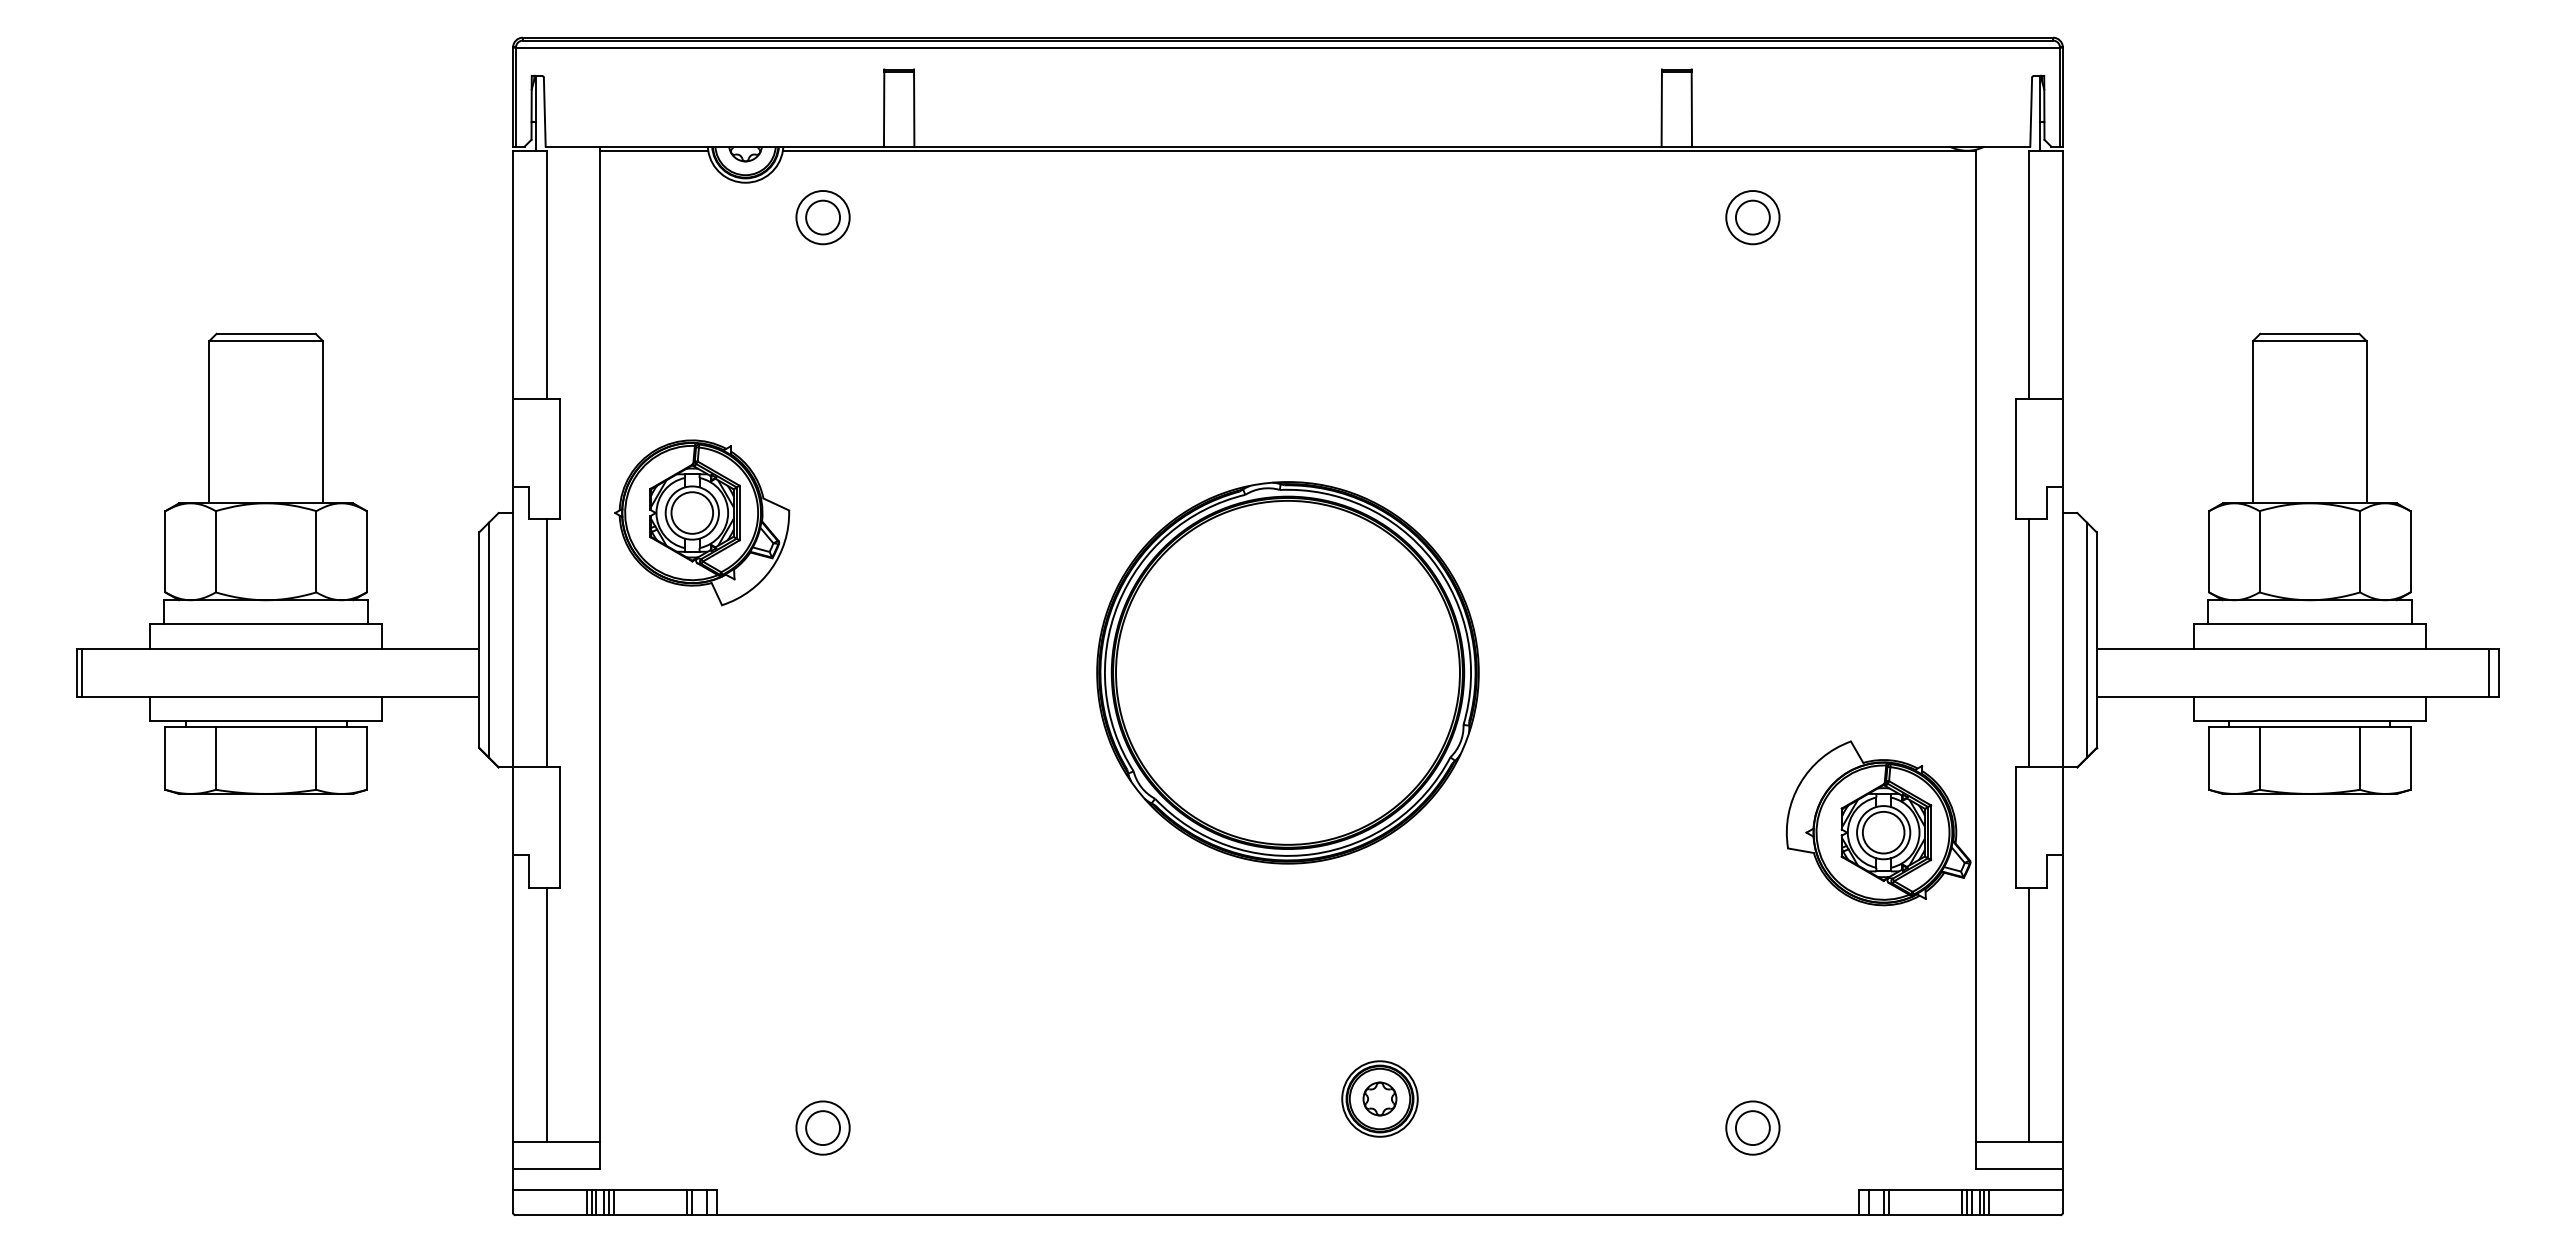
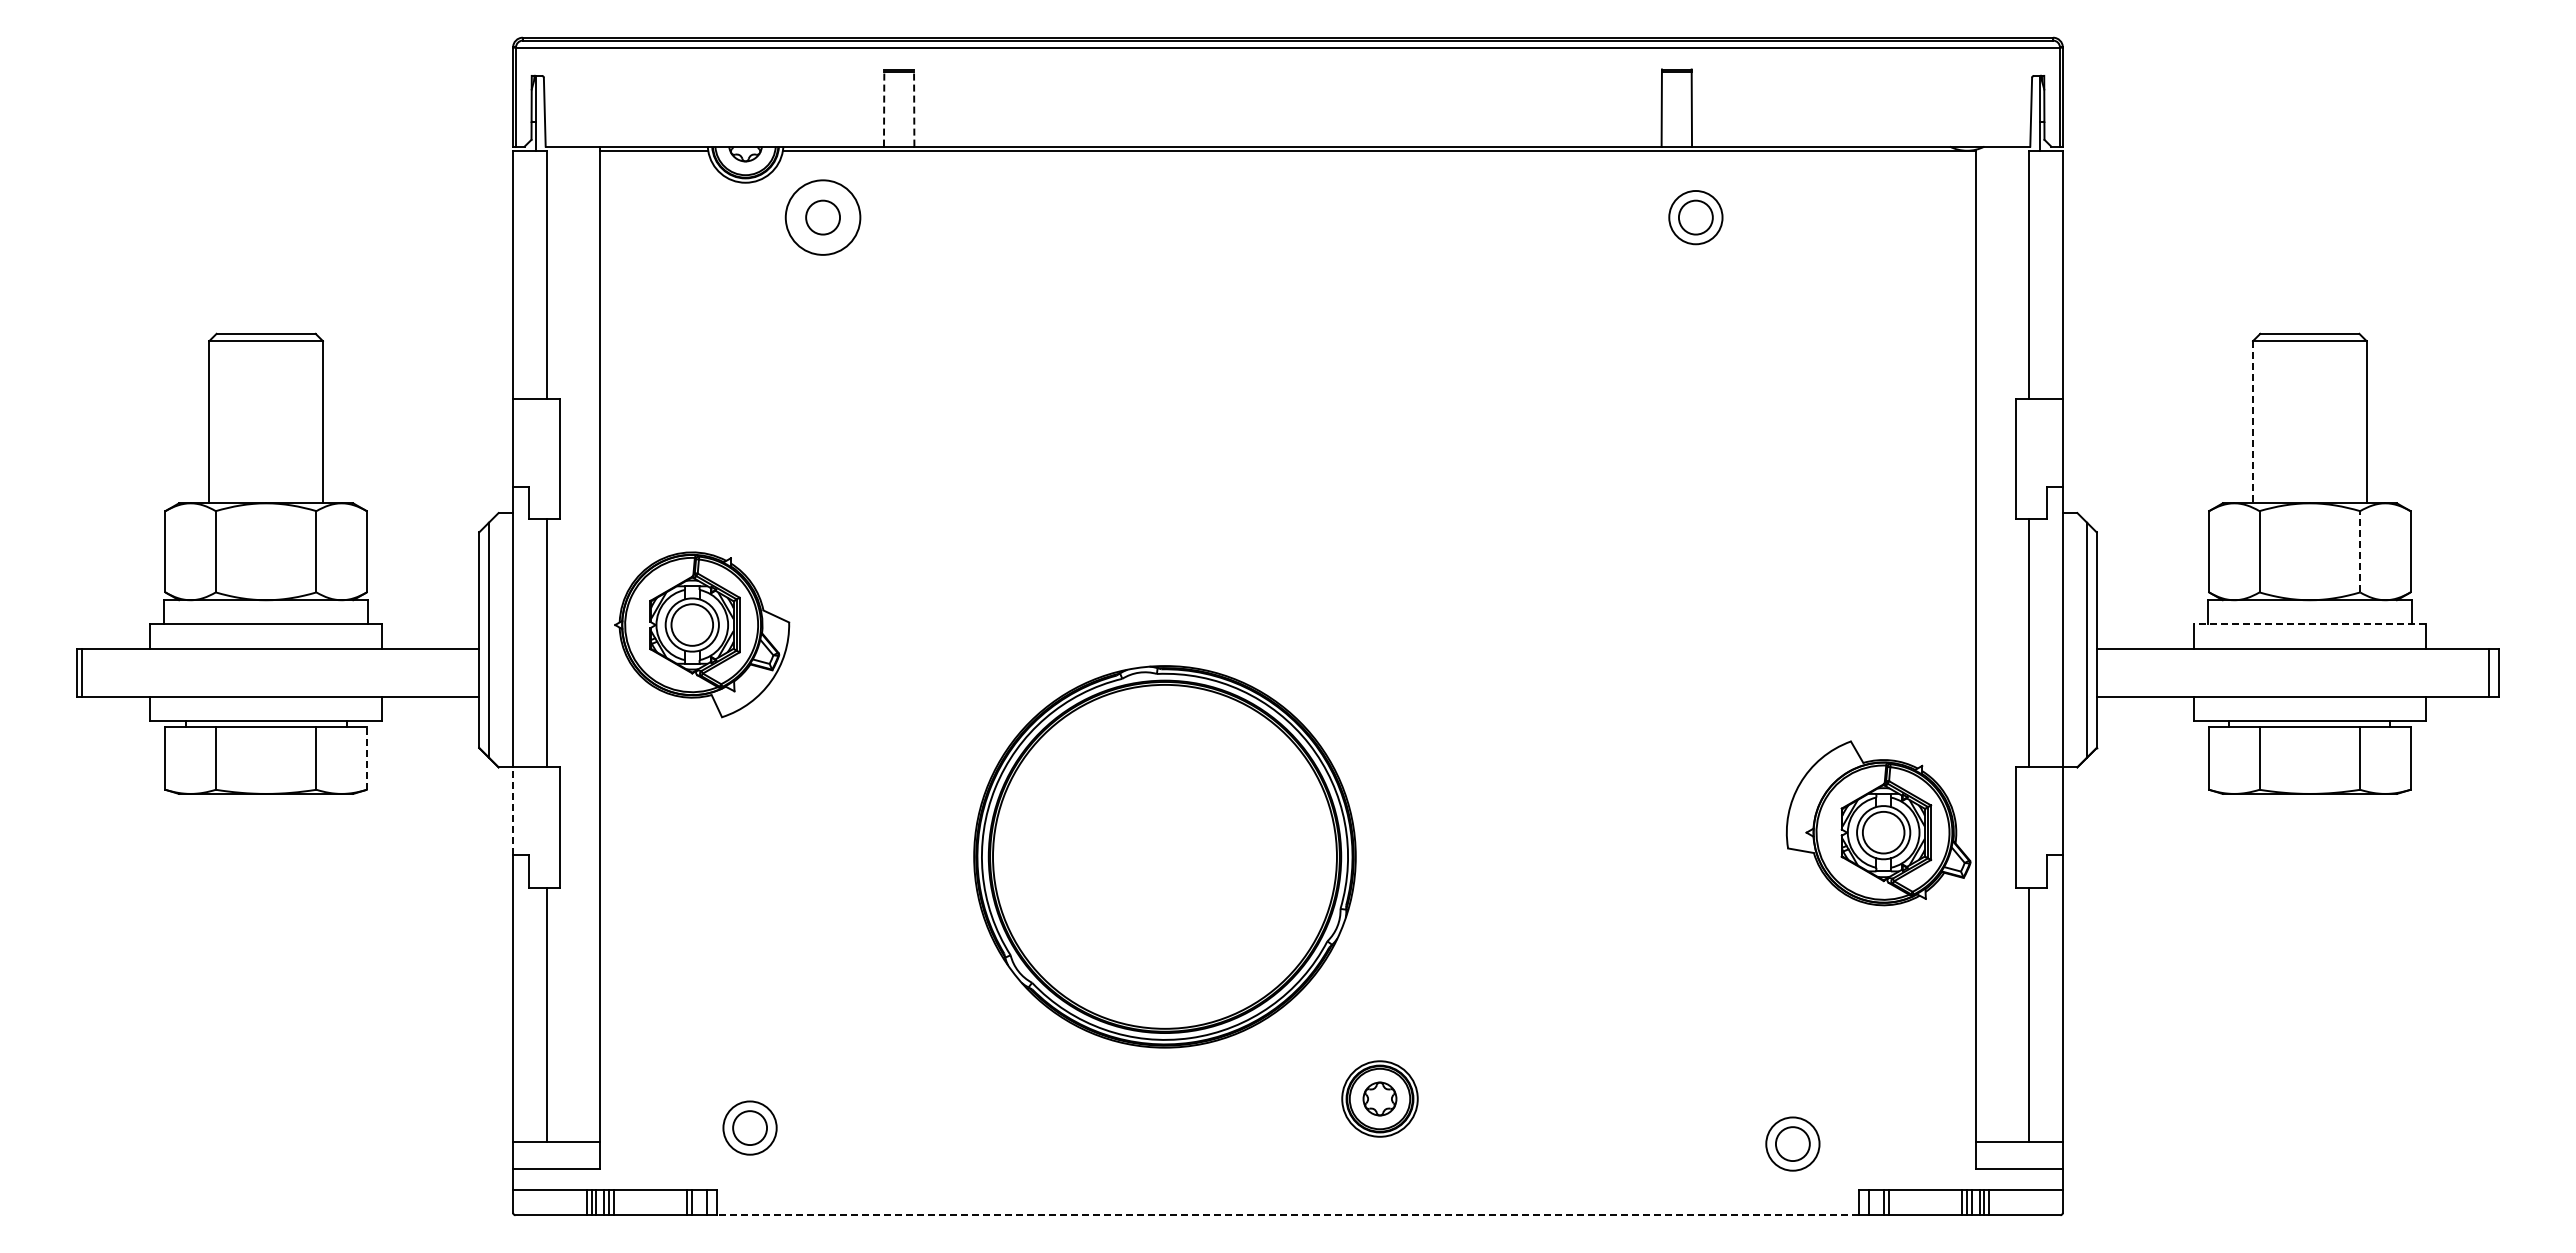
line: solid -> dashed (884, 108)
line: solid -> dashed (914, 108)
circle diameter: 53 px -> 75 px (822, 217)
part position: (1752, 217) -> (1695, 217) (1695, 217)
line: solid -> dashed (2253, 422)
part position: (702, 522) -> (702, 634) (702, 634)
line: solid -> dashed (2360, 551)
line: solid -> dashed (2309, 624)
part position: (1287, 672) -> (1164, 856) (1164, 856)
line: solid -> dashed (366, 757)
line: solid -> dashed (513, 810)
part position: (822, 1127) -> (749, 1127) (749, 1127)
part position: (1752, 1127) -> (1792, 1143) (1792, 1143)
line: solid -> dashed (1287, 1215)
